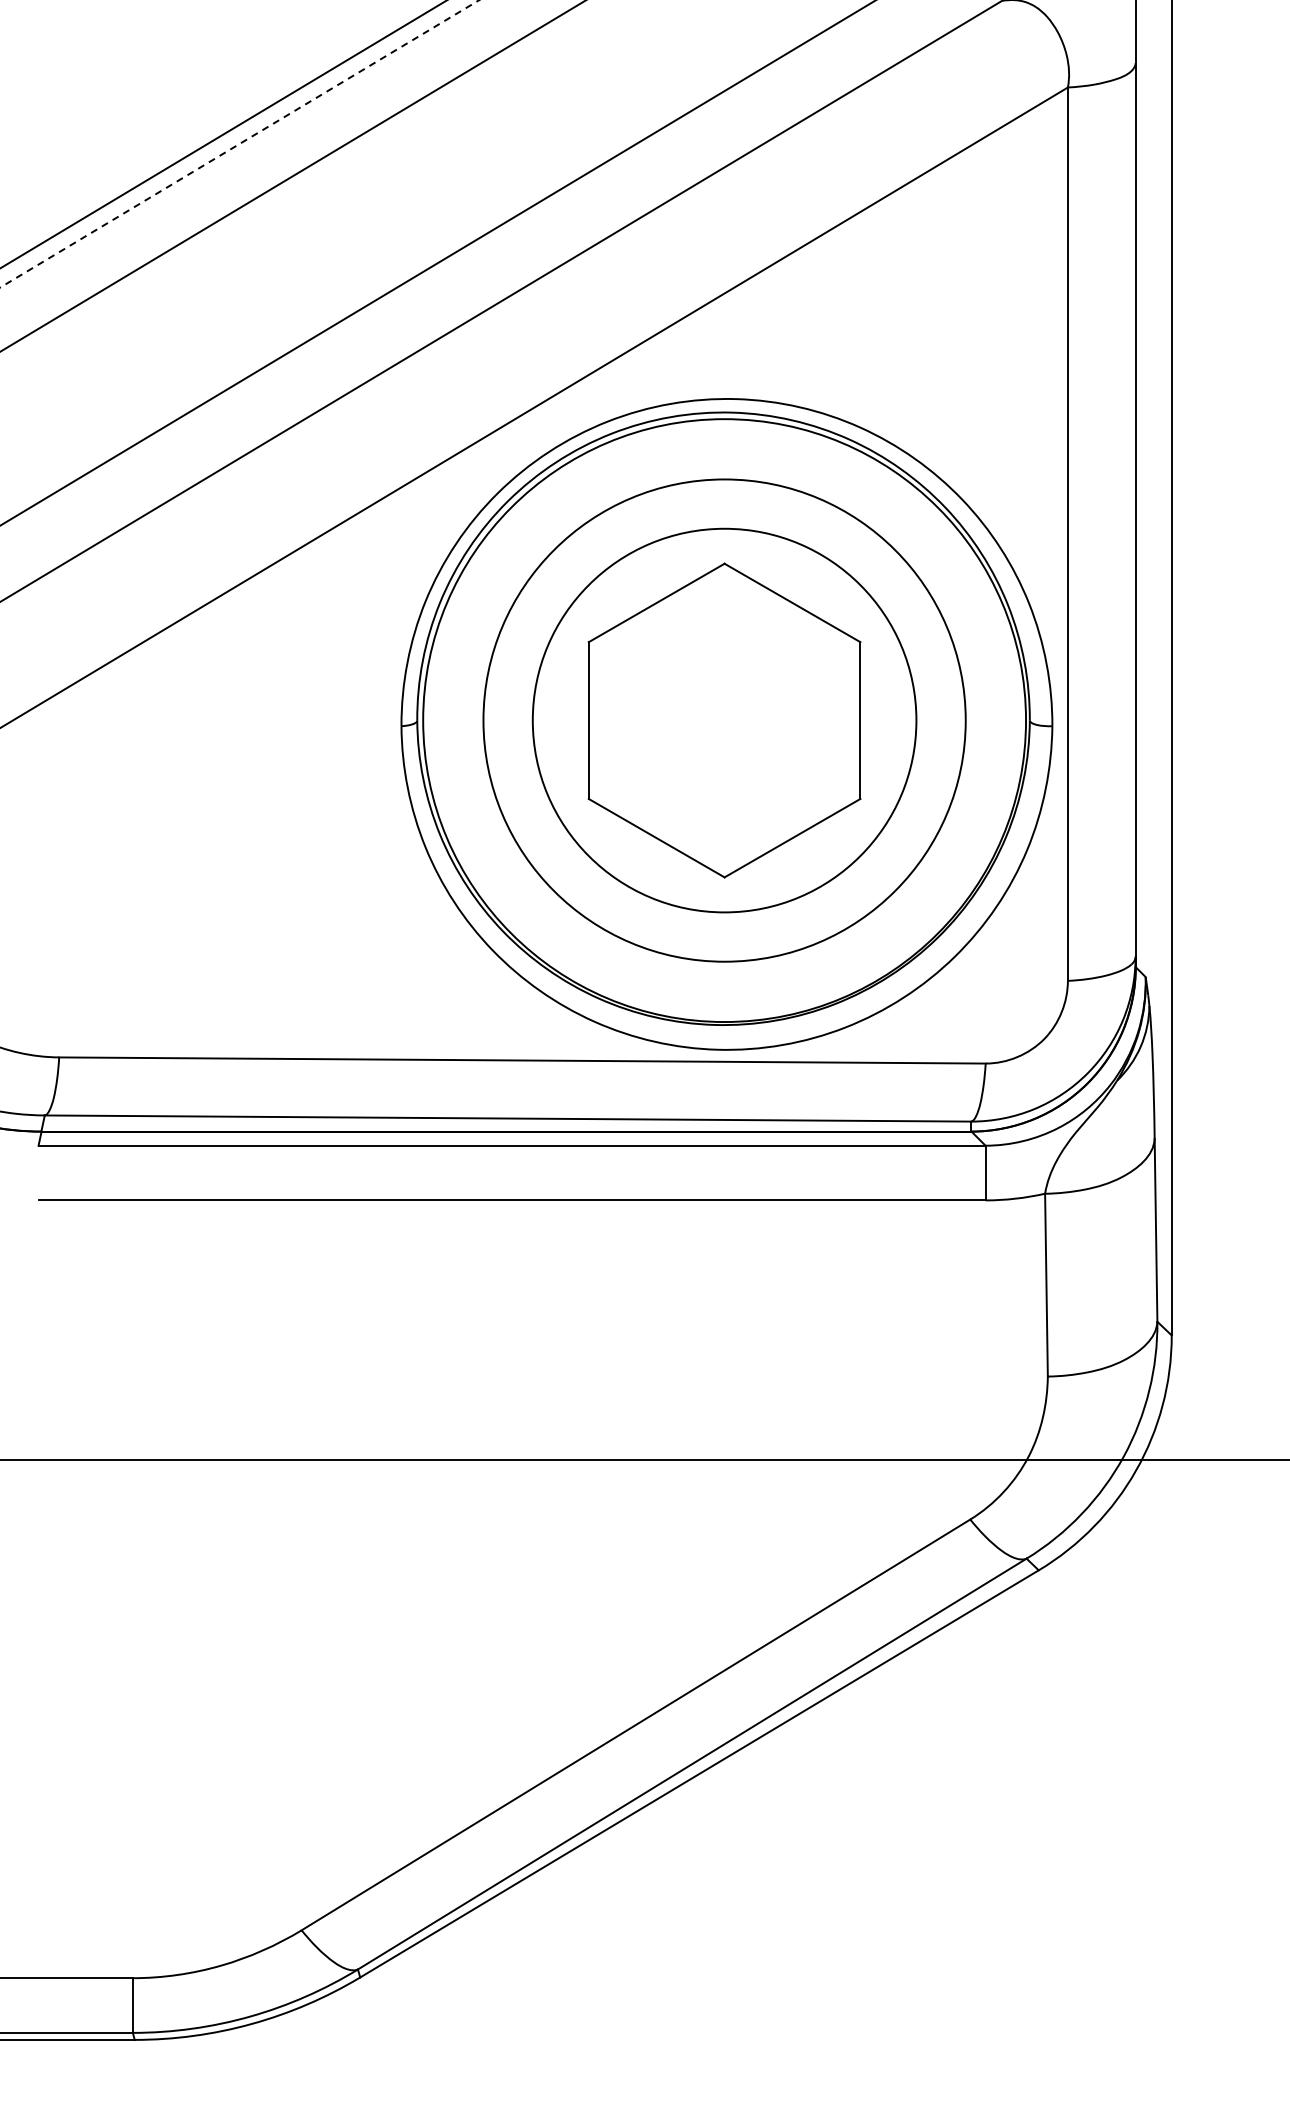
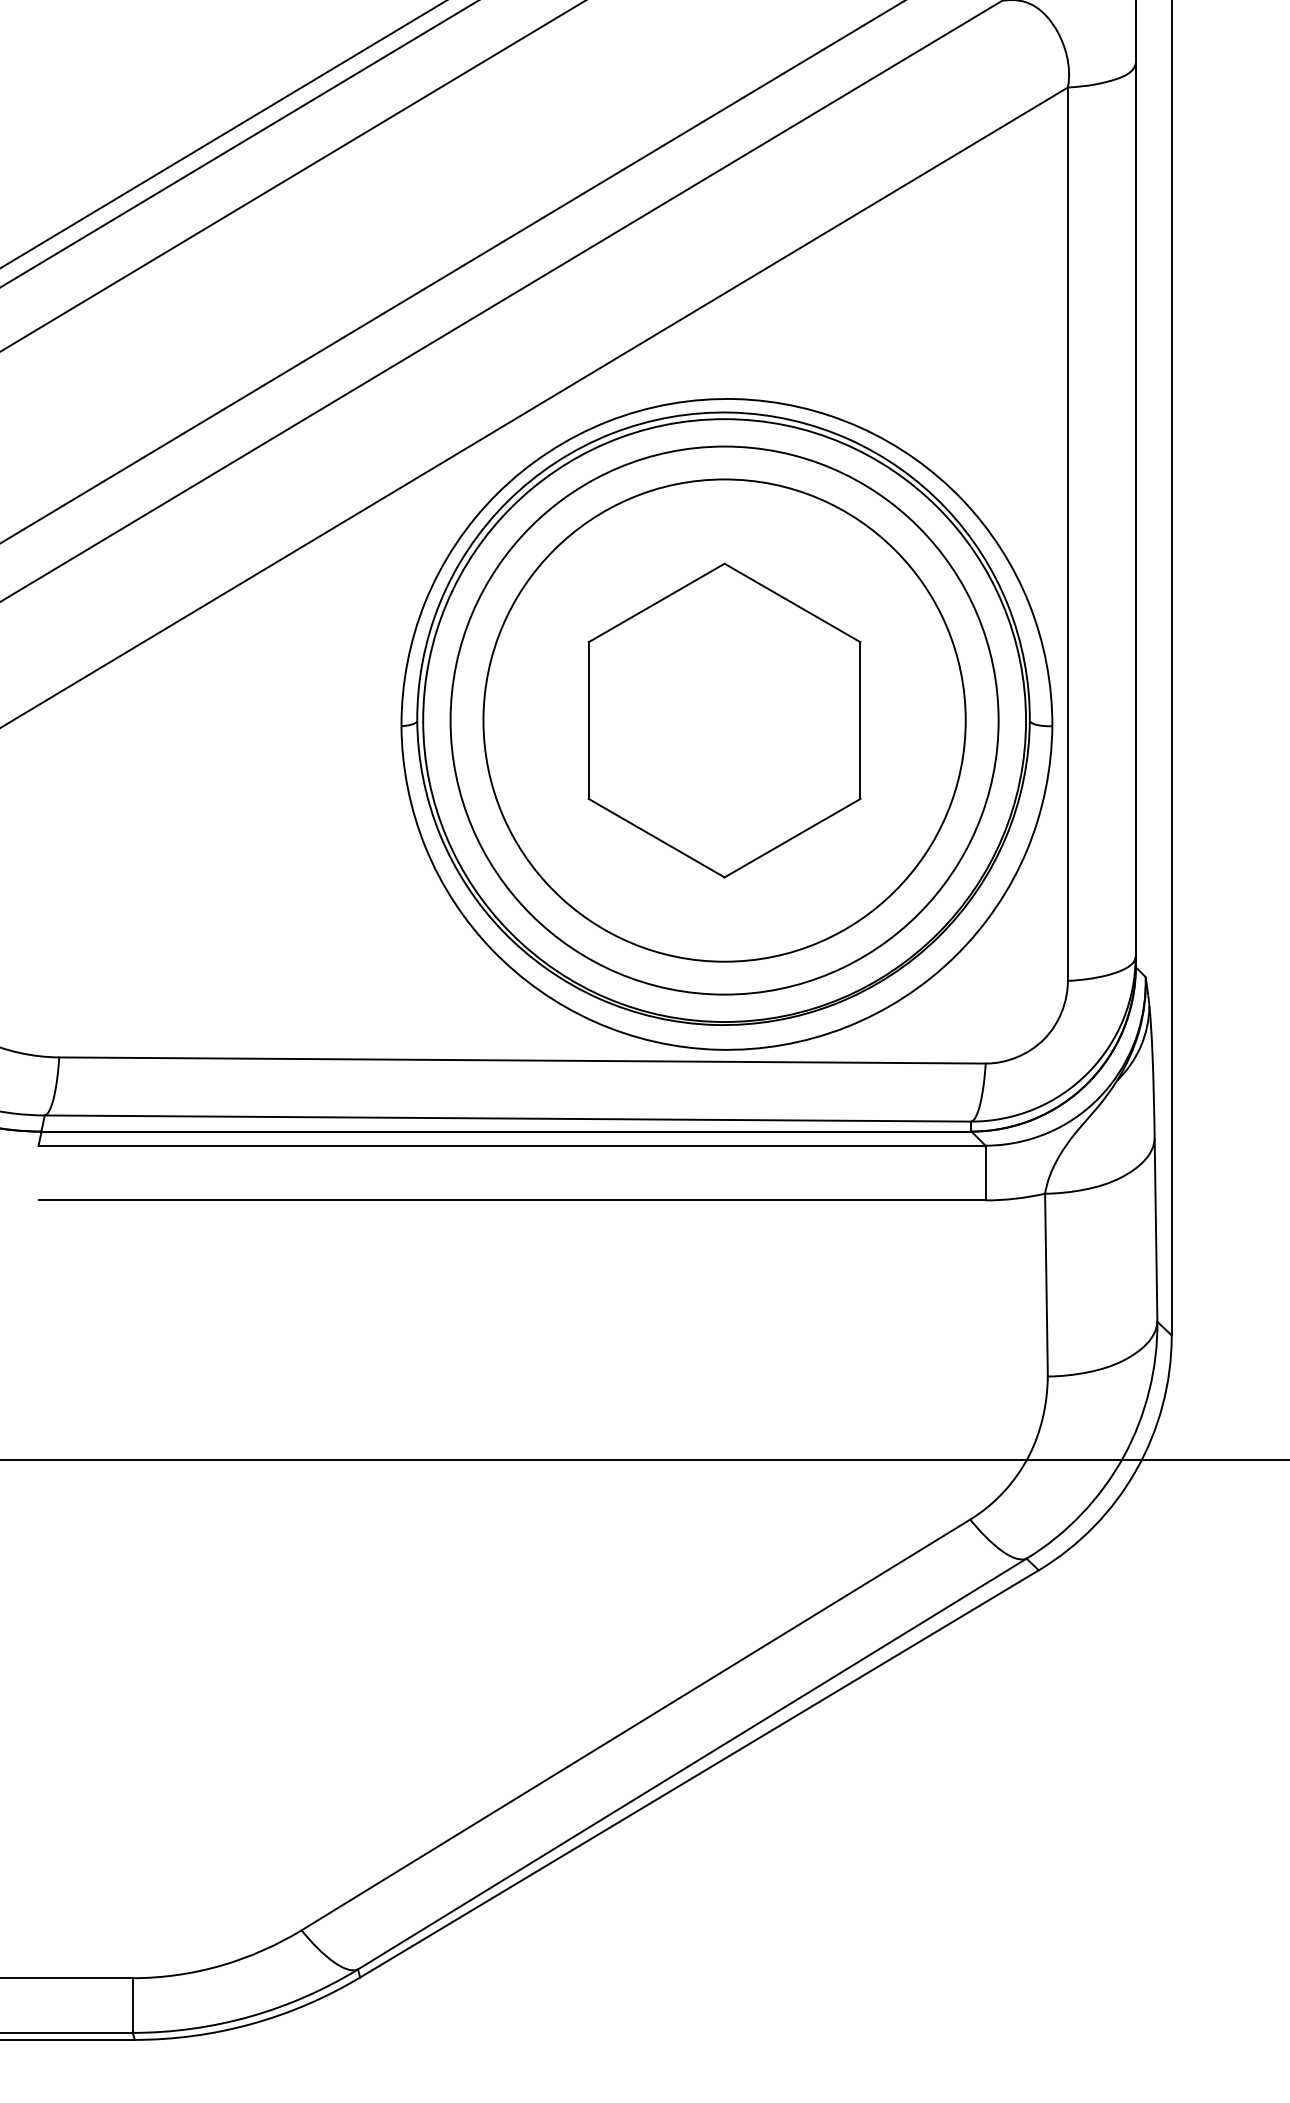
line: dashed -> solid (239, 144)
line position: (437, 263) -> (452, 272) (452, 272)
circle diameter: 384 px -> 548 px (724, 720)
